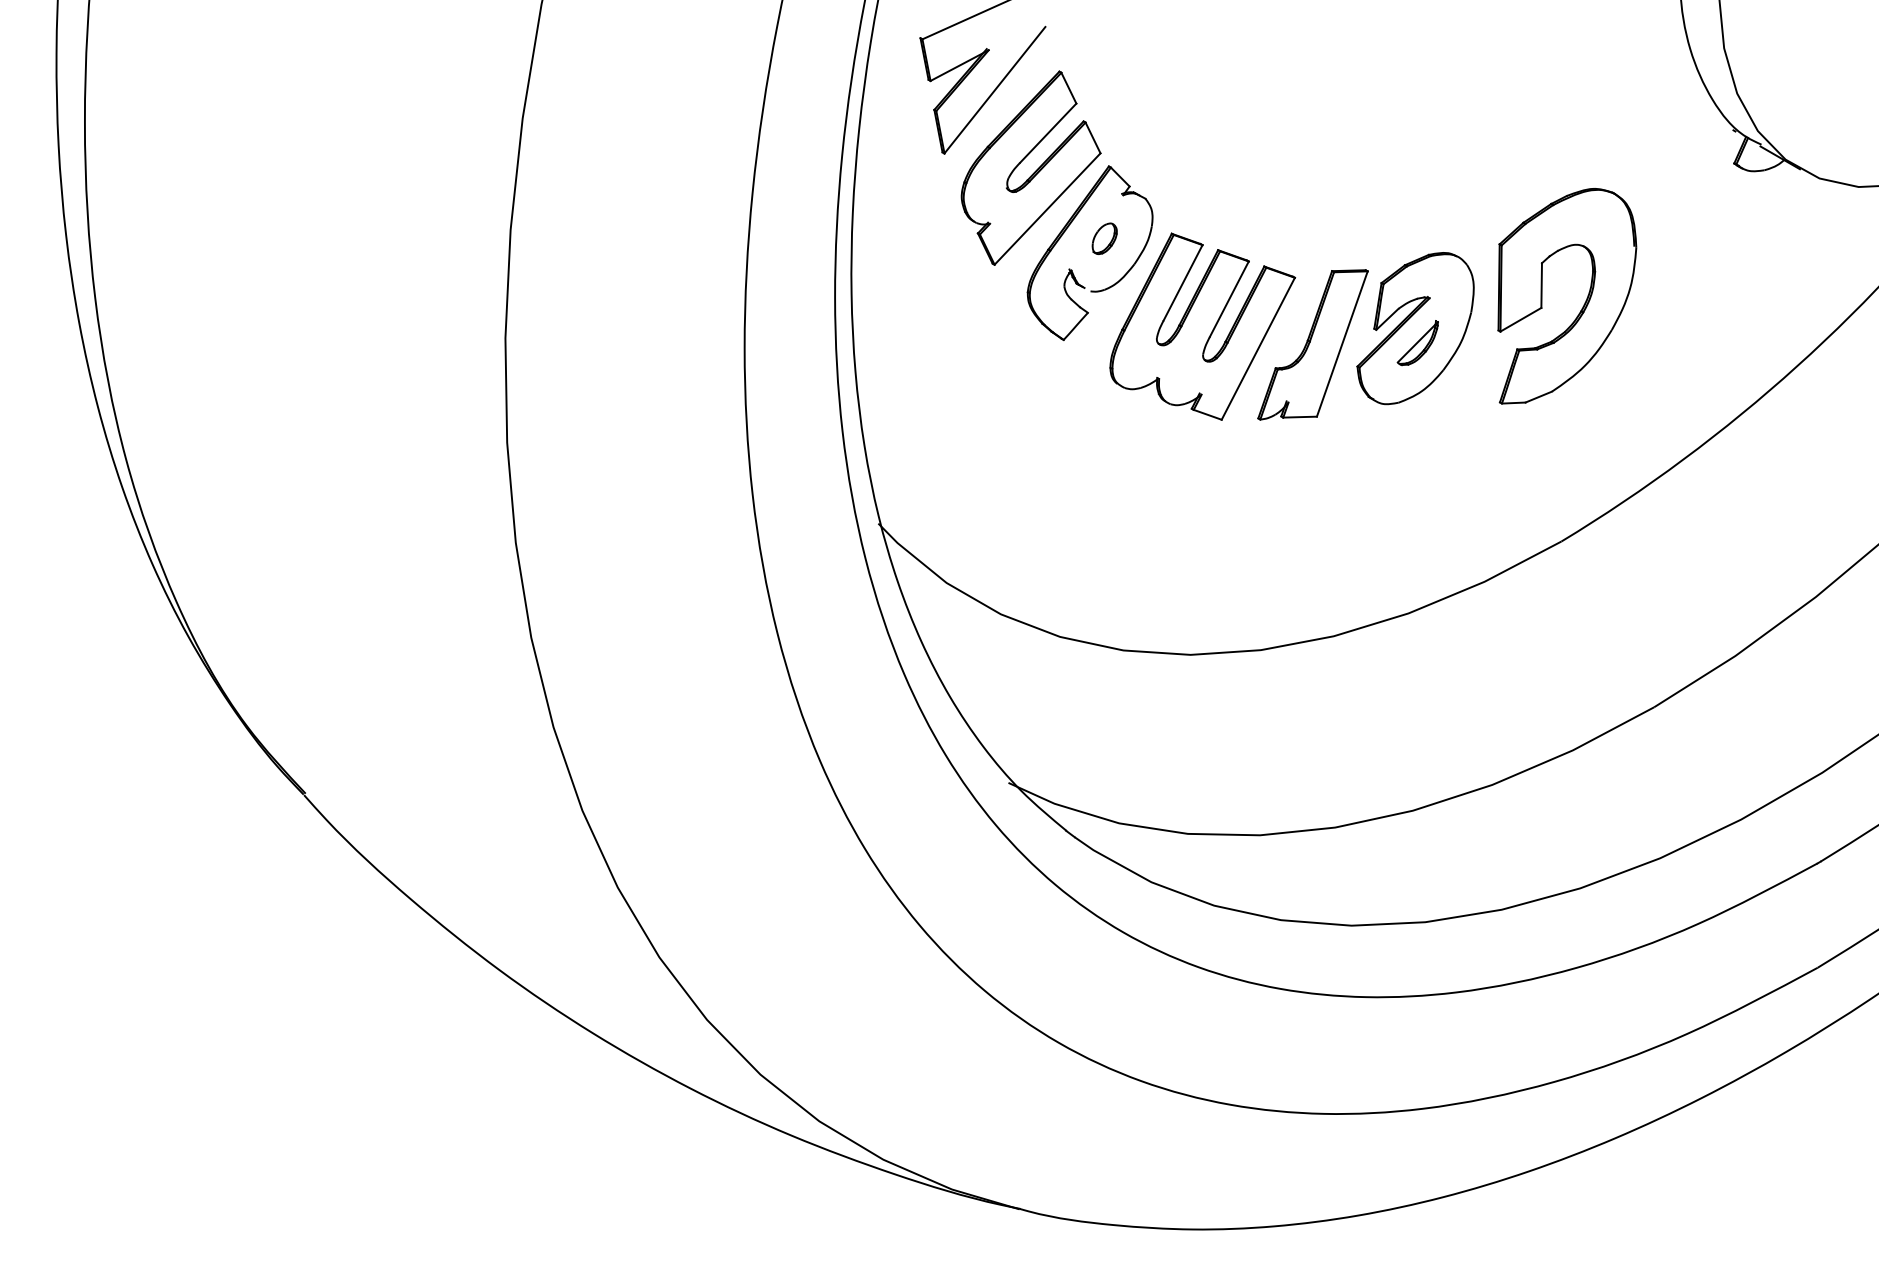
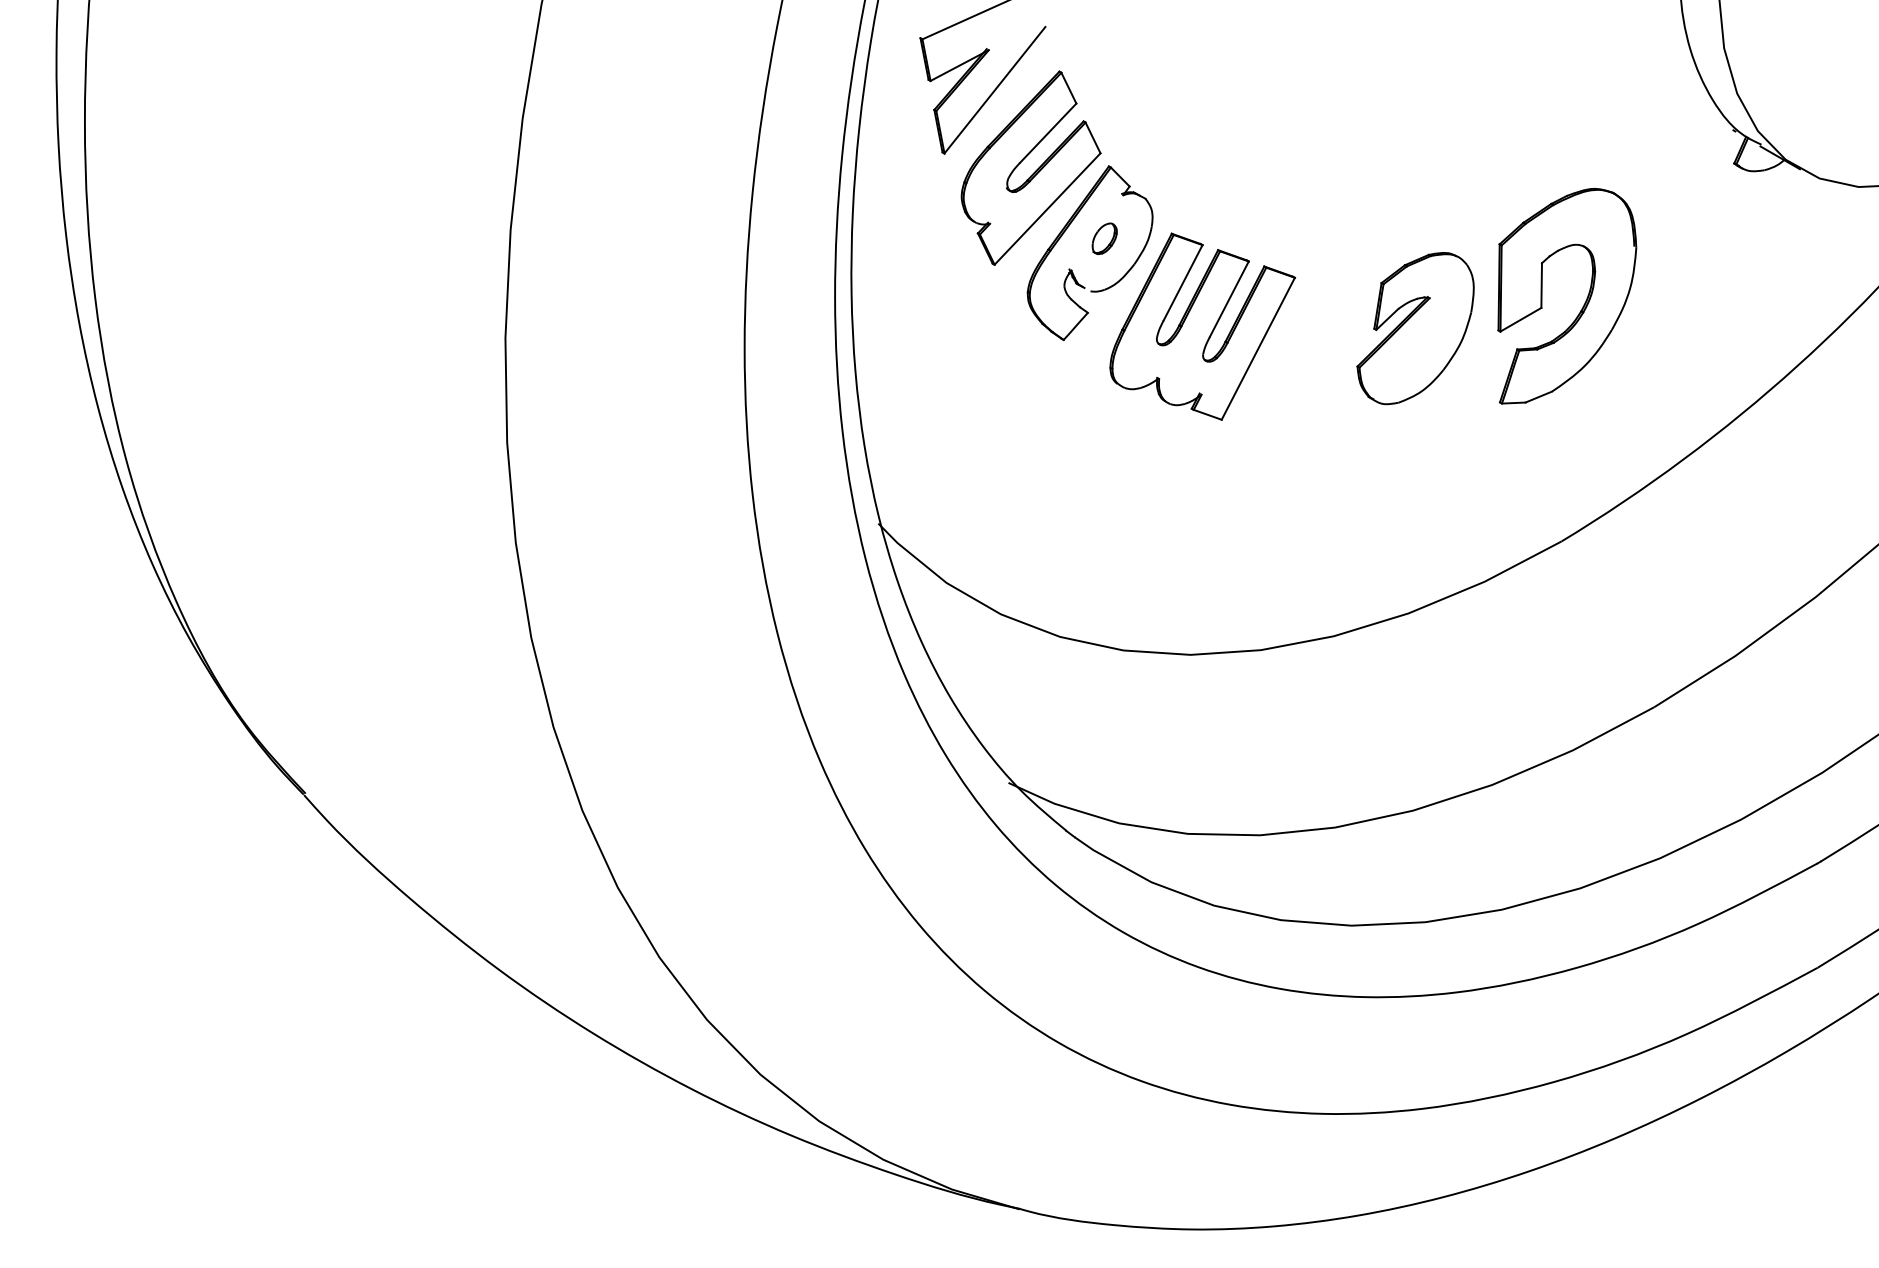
part: present -> none (1417, 343)
part: present -> none (1312, 344)
